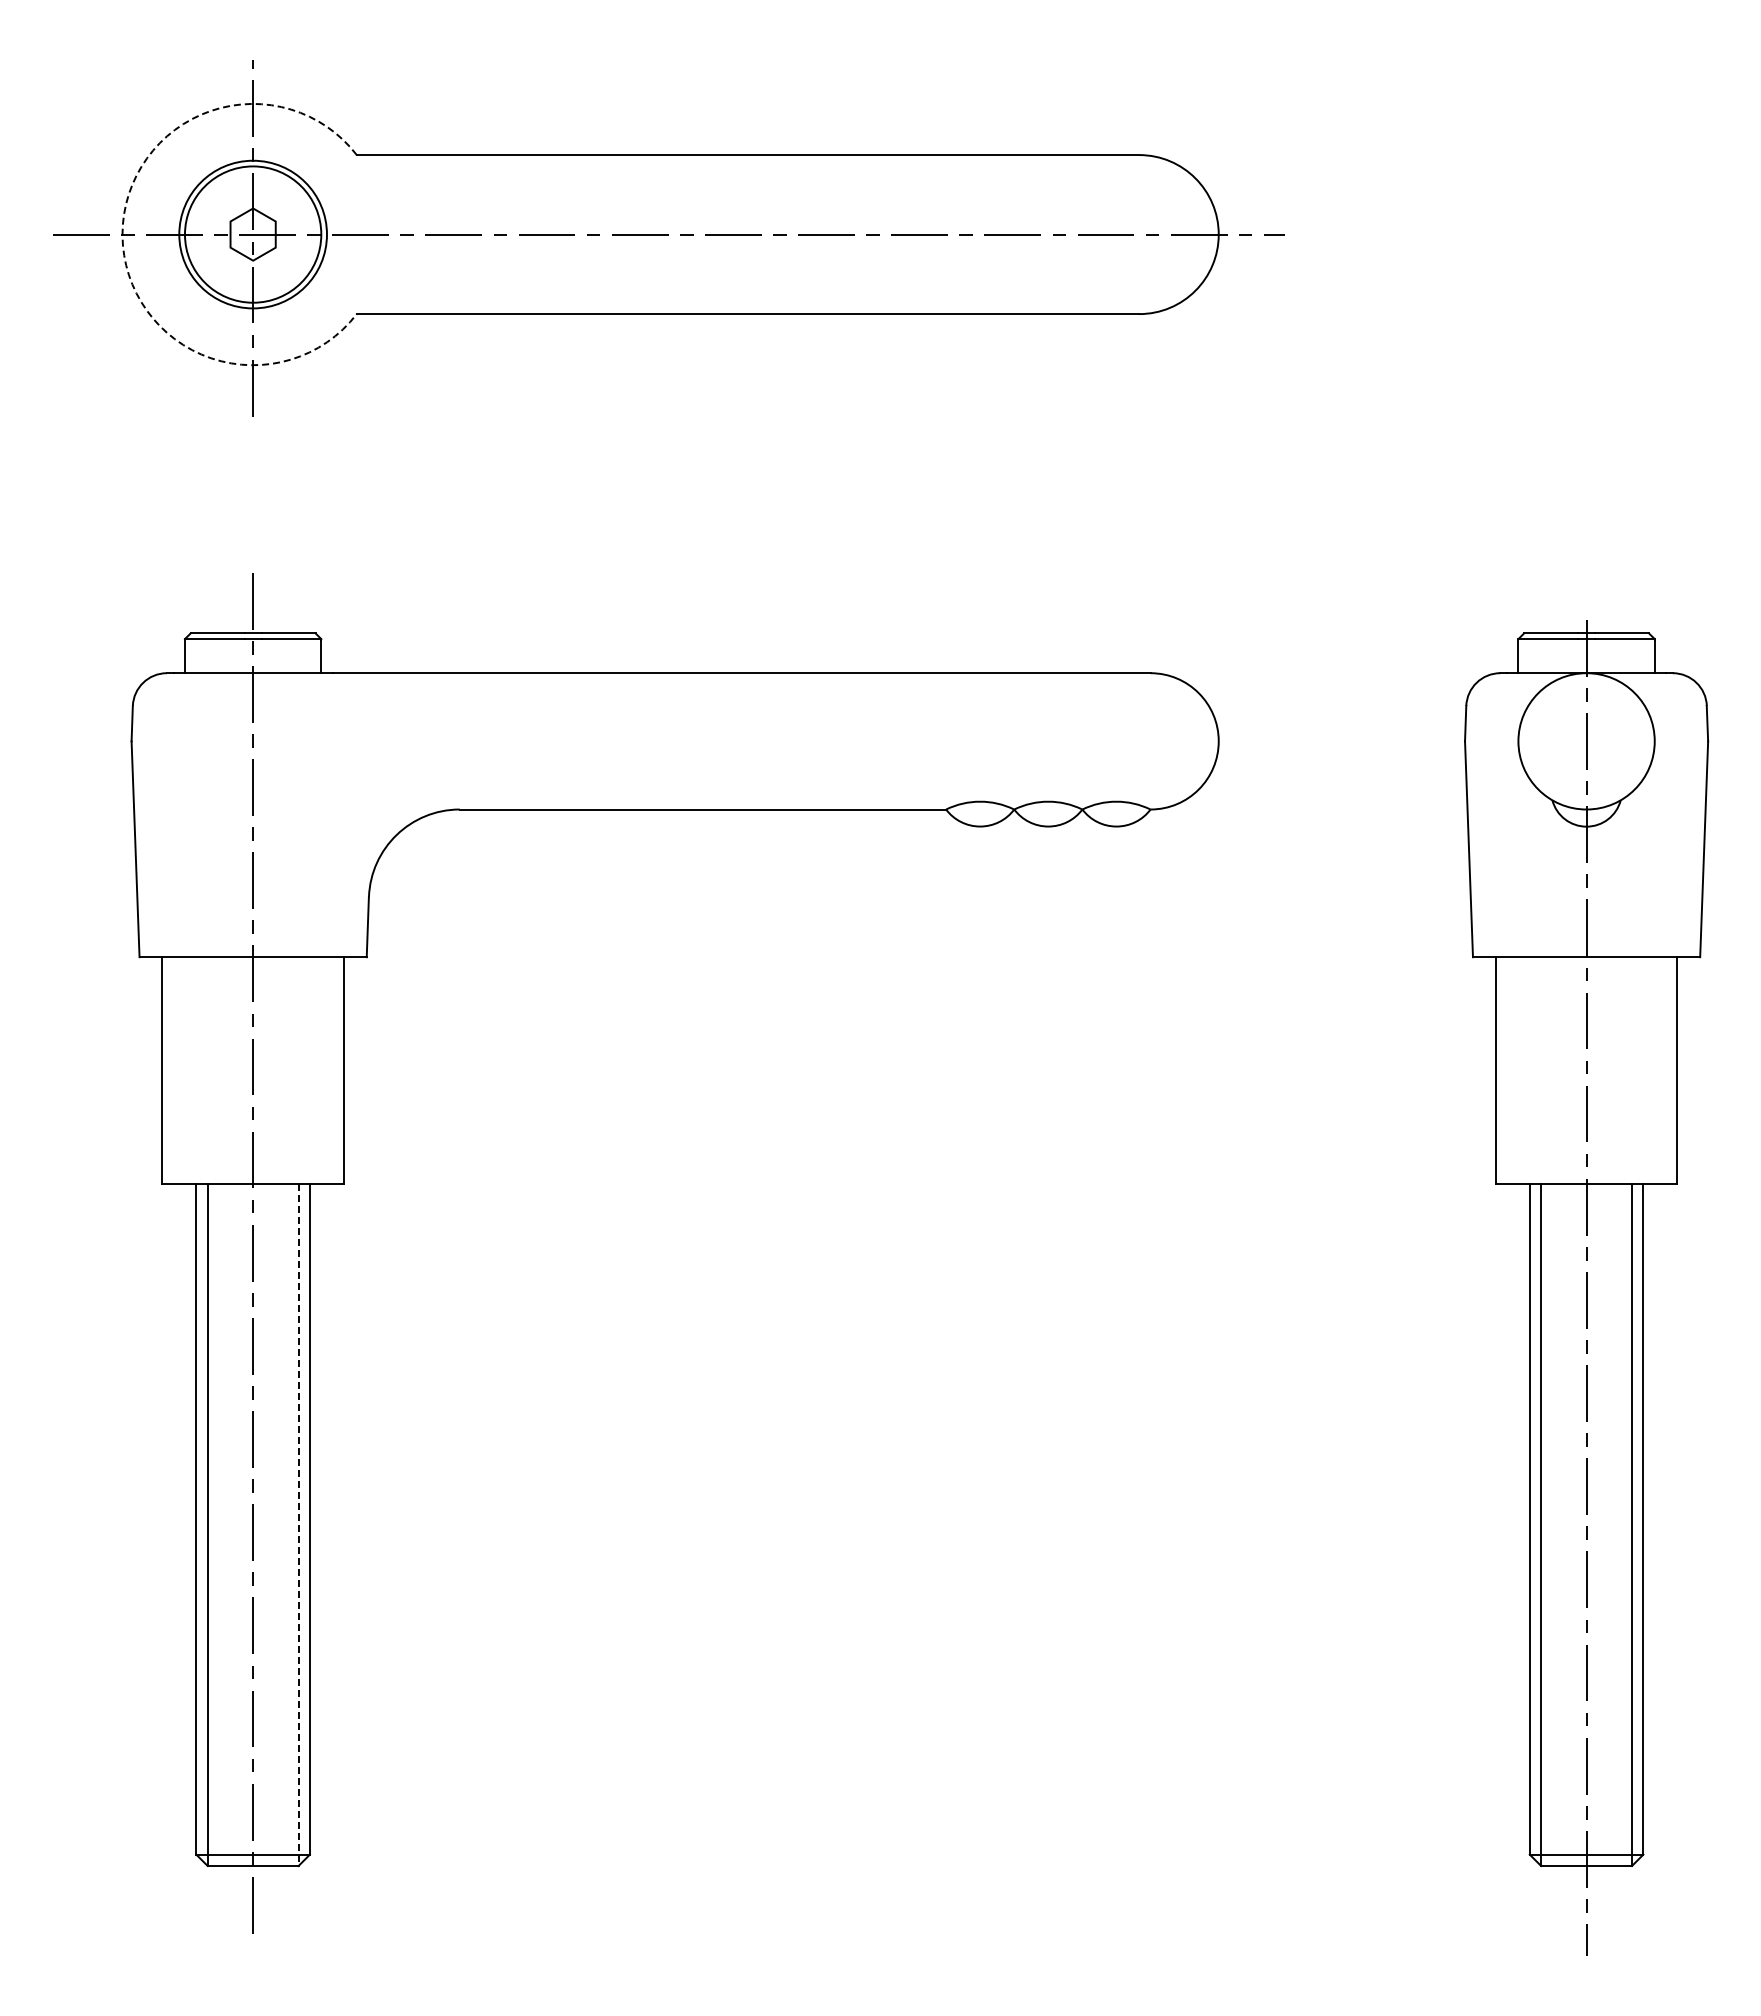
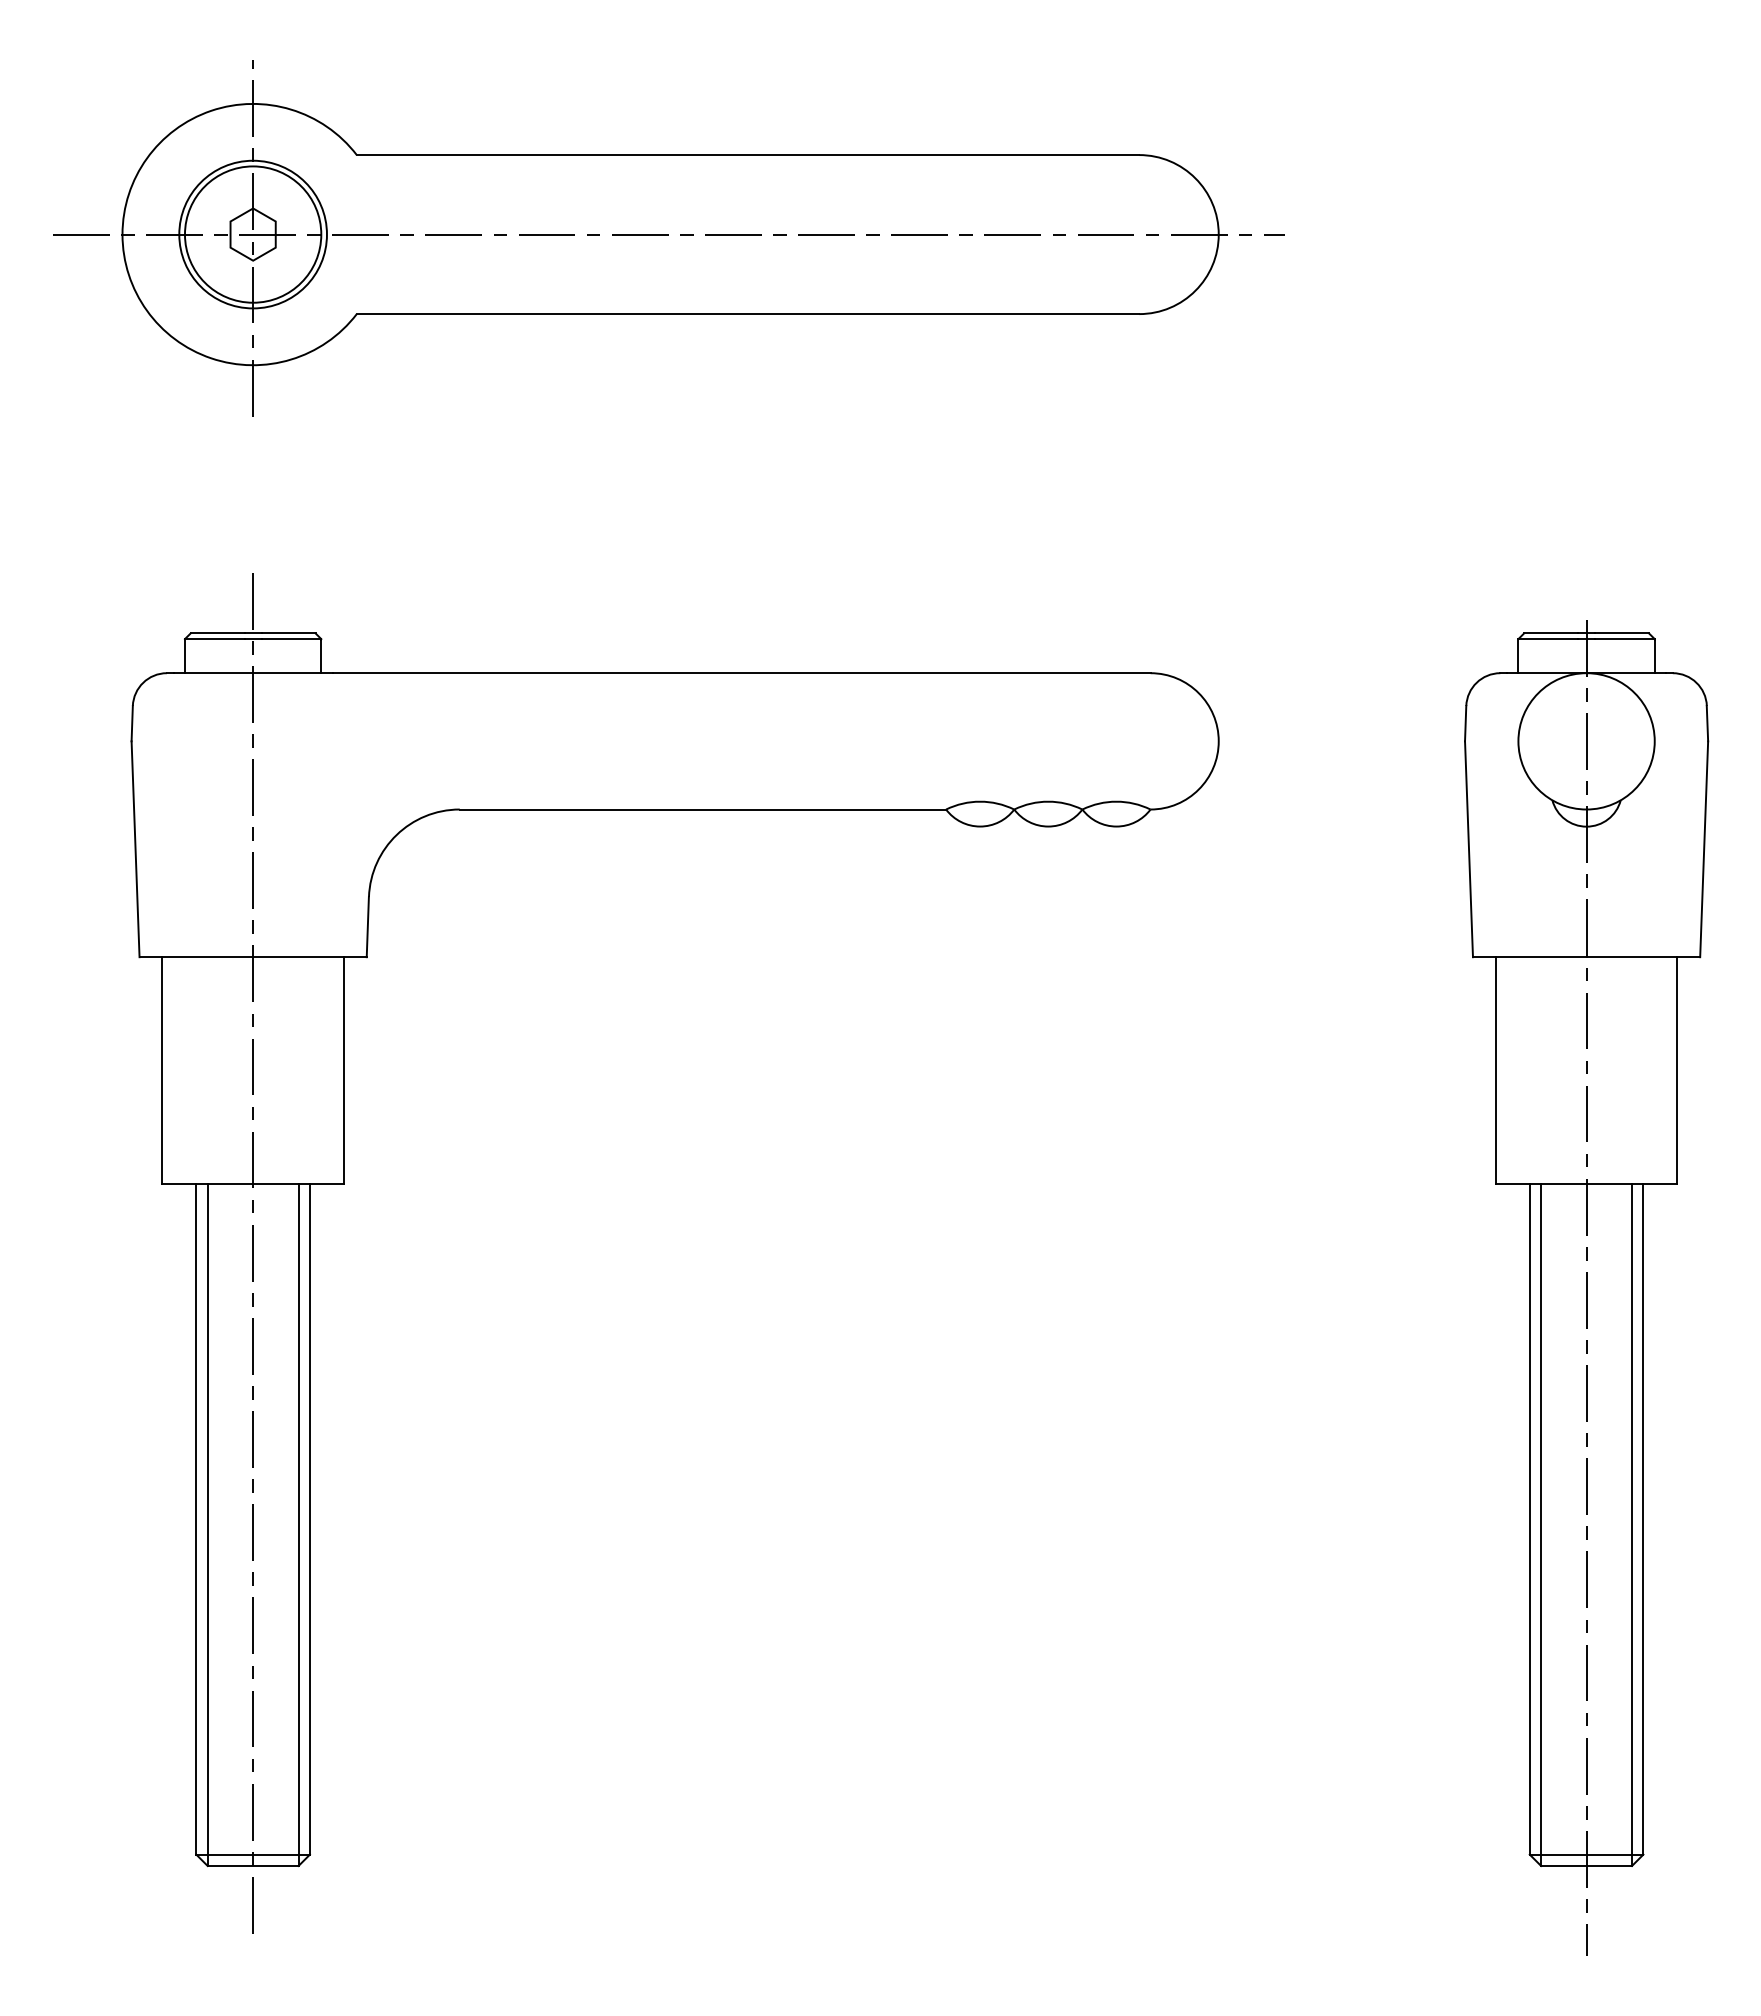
arc: dashed -> solid (122, 234)
line: dashed -> solid (298, 1525)
